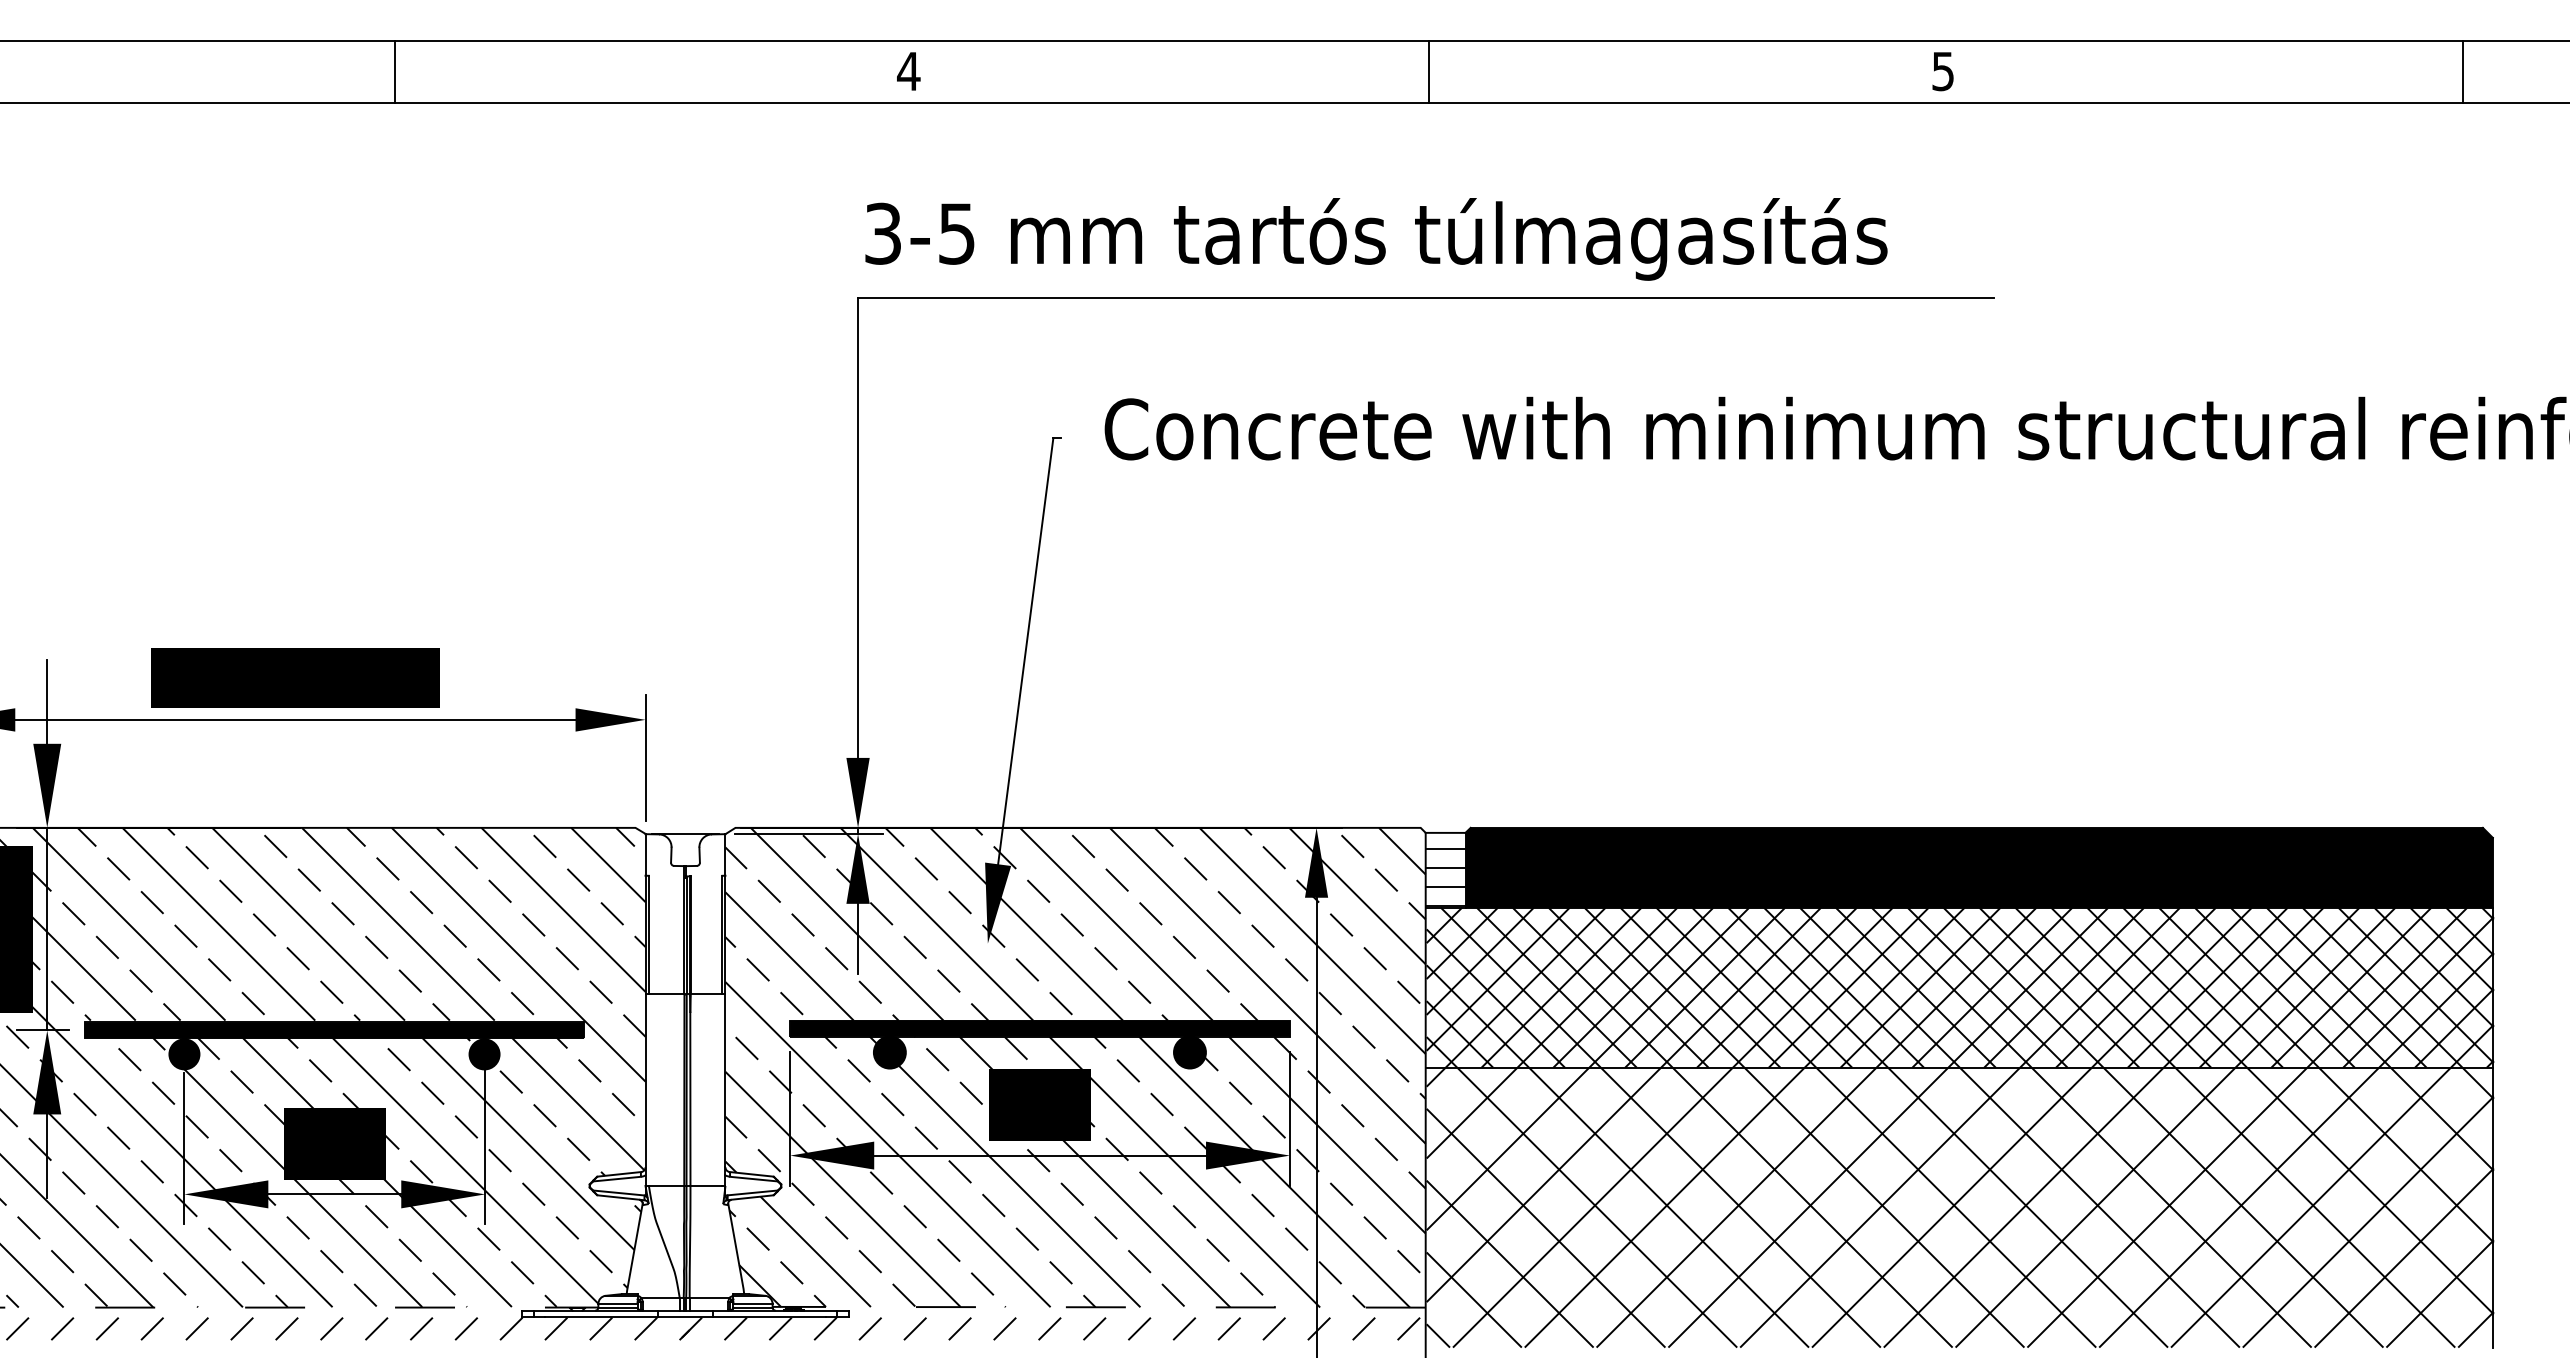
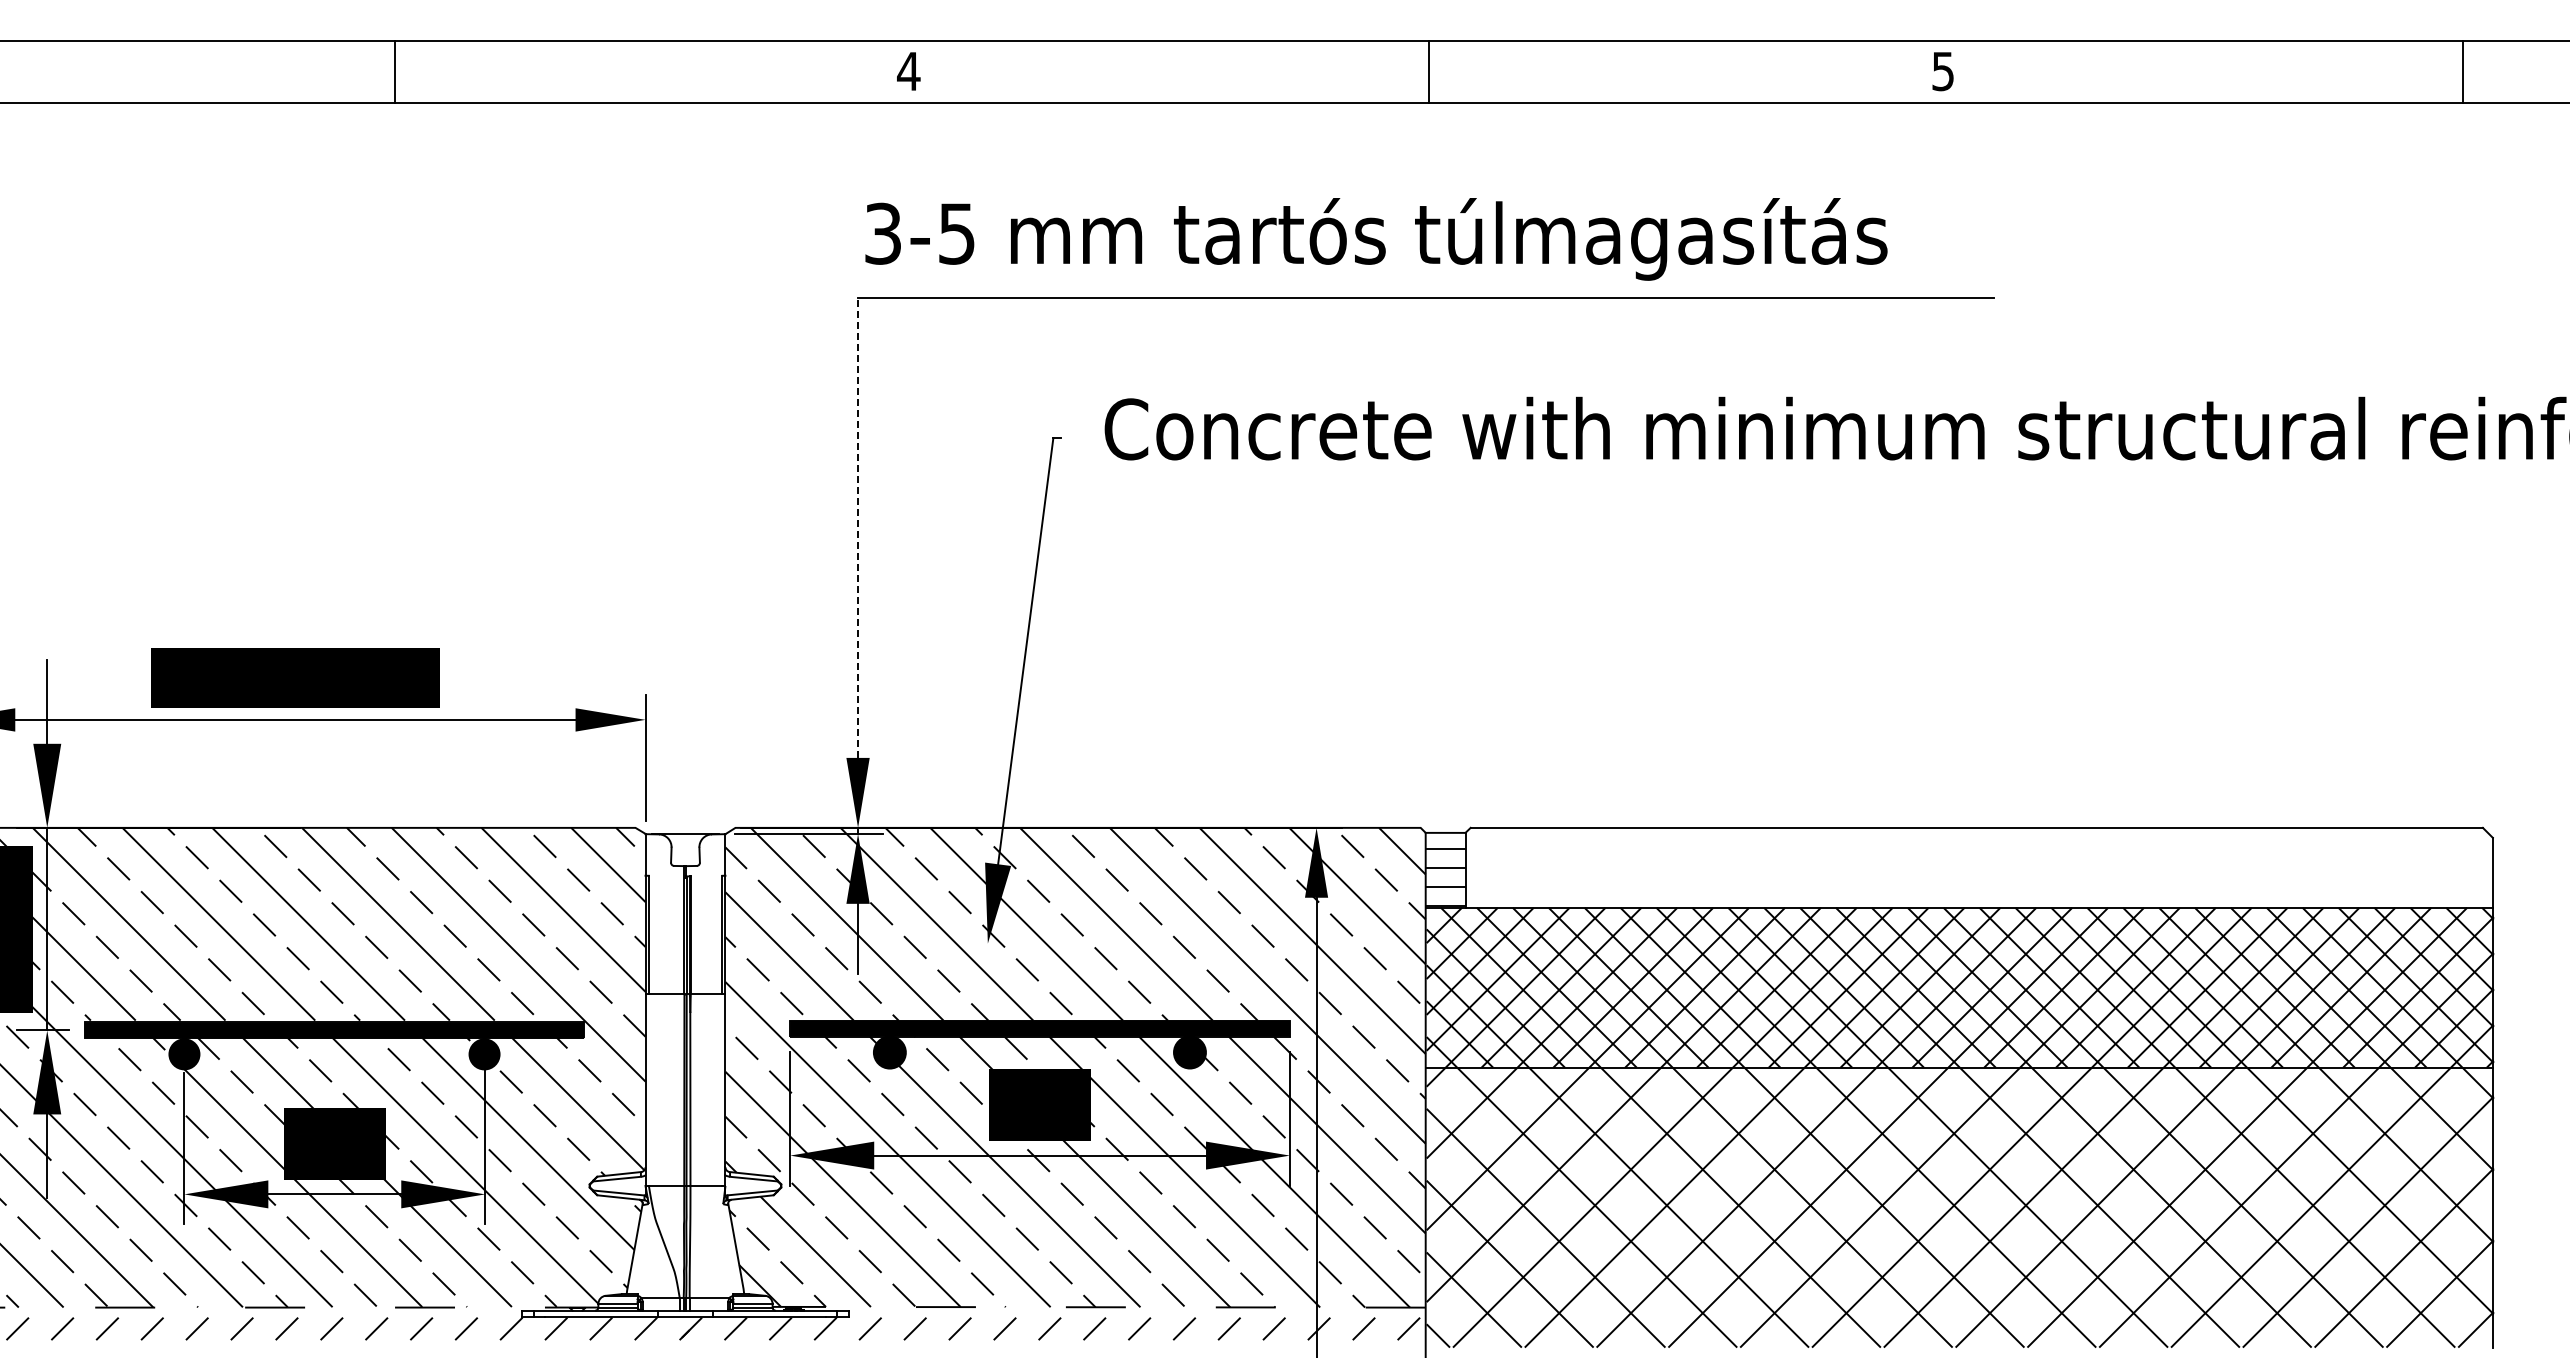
line: solid -> dashed (858, 527)
fill: present -> none (1978, 867)
